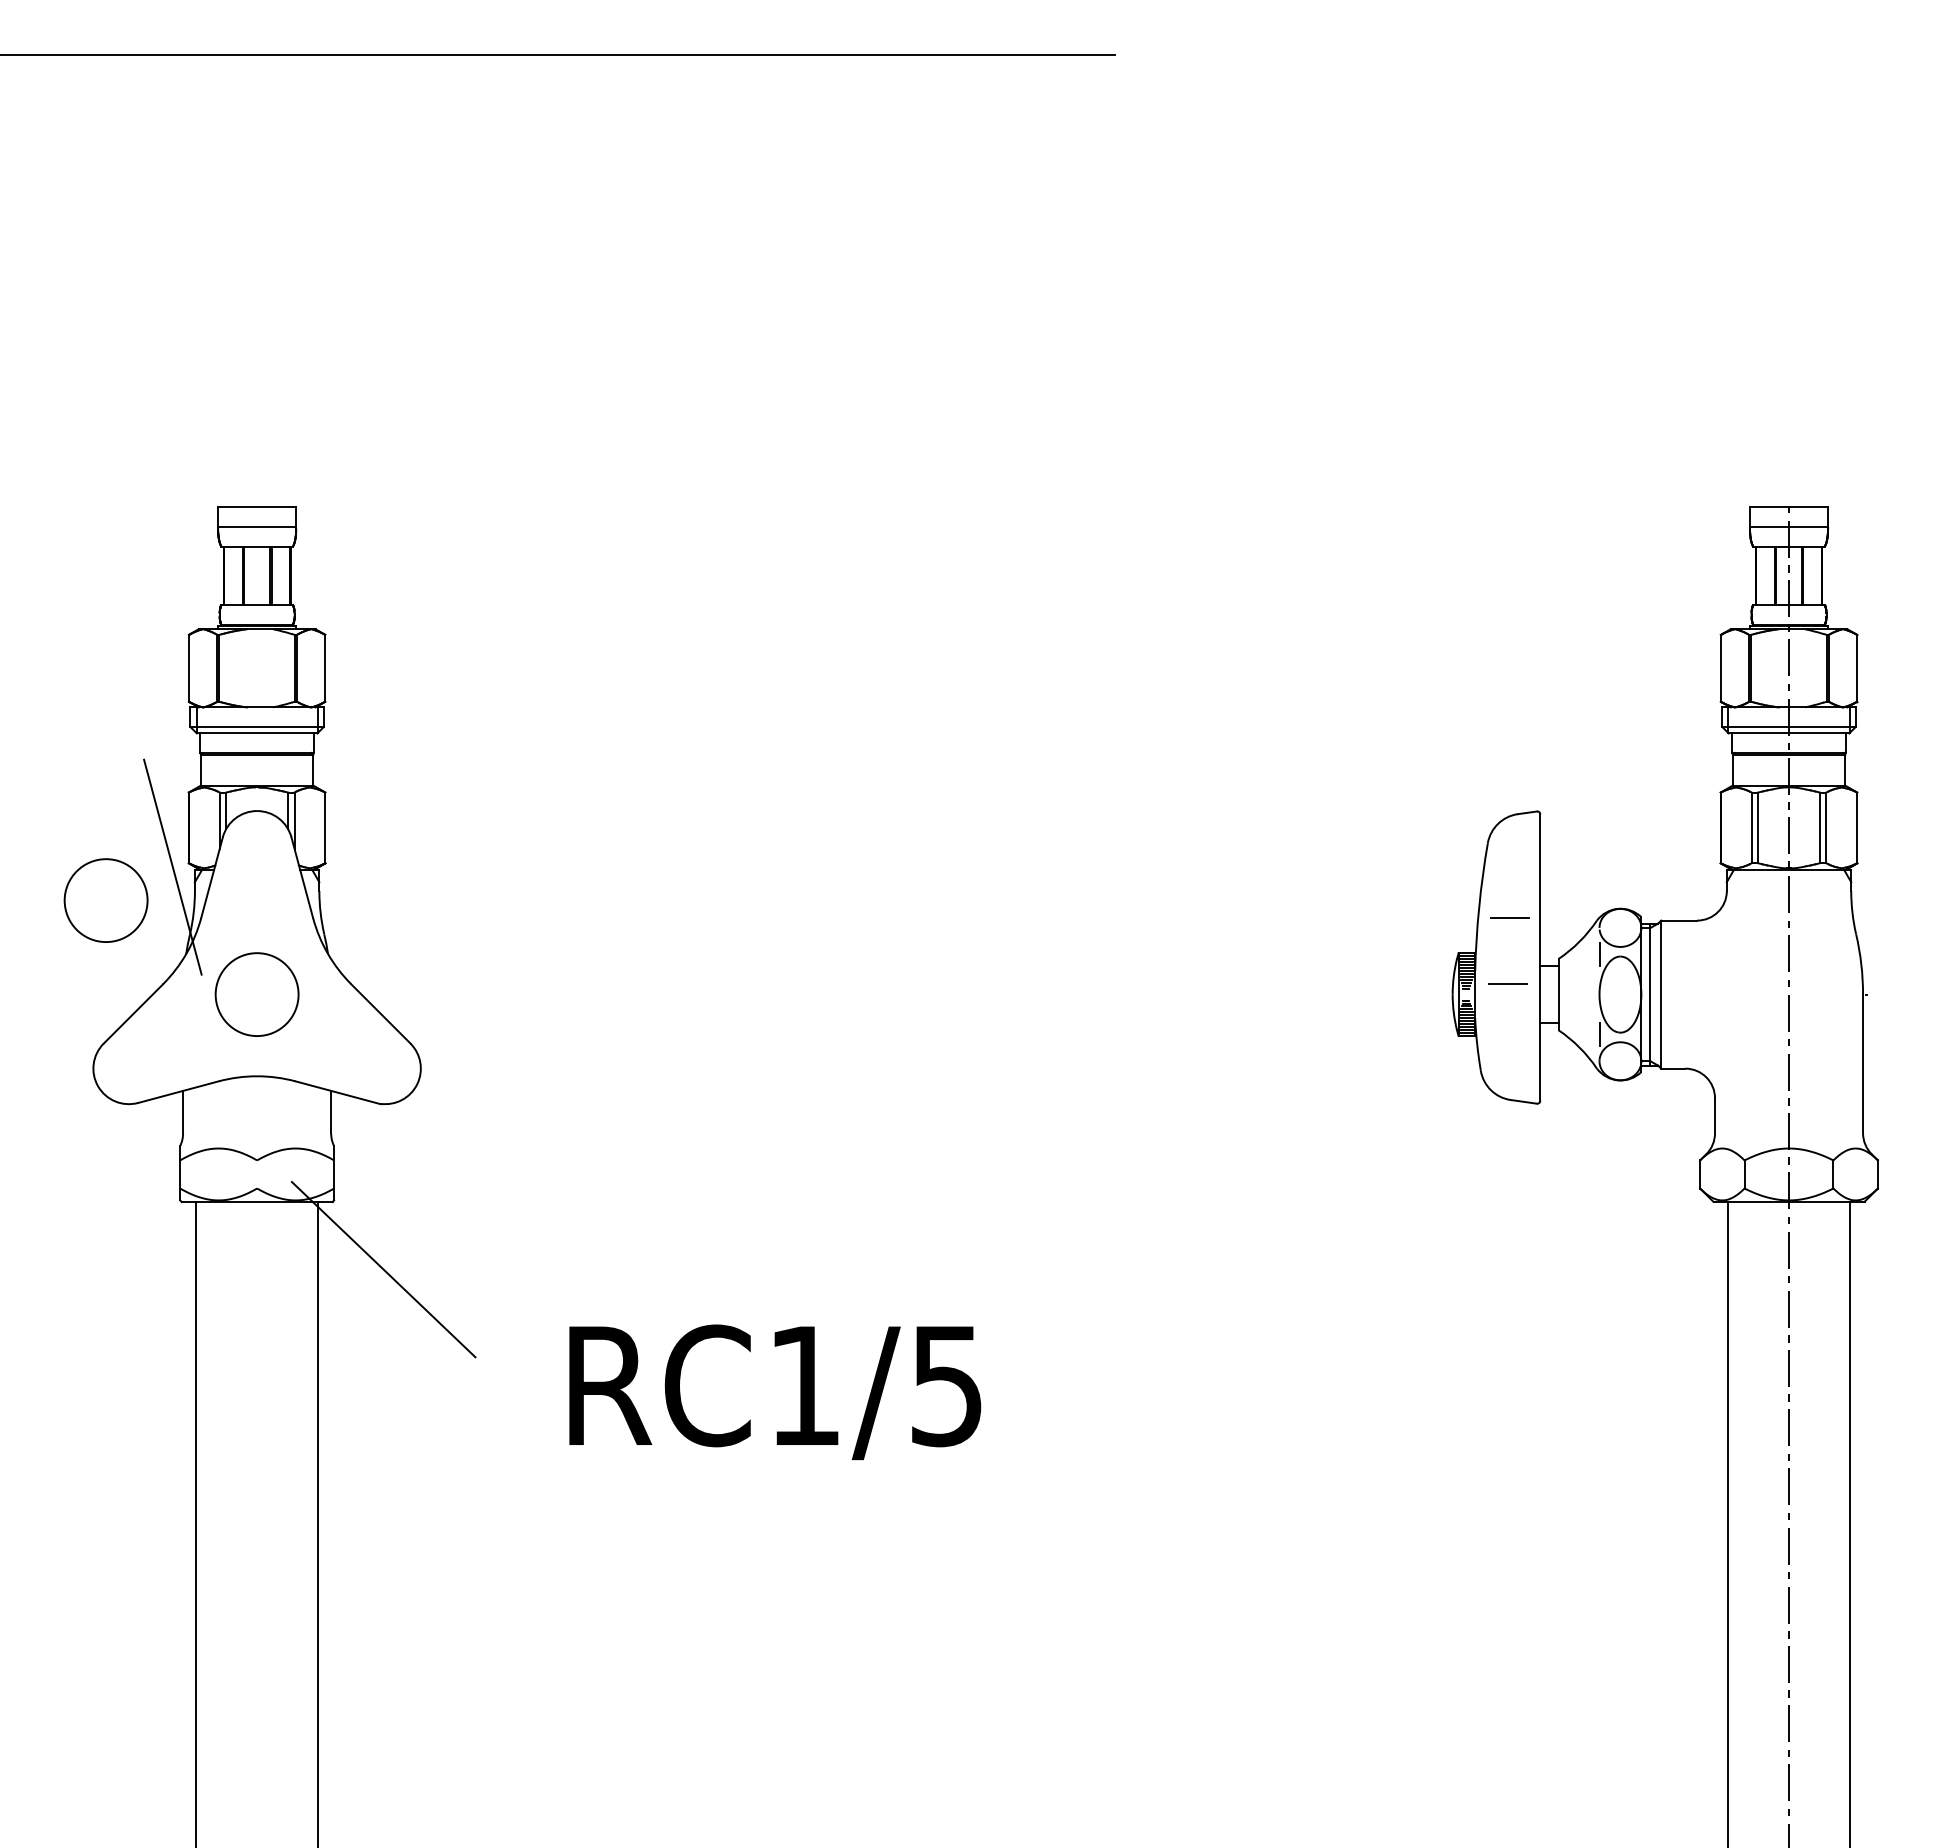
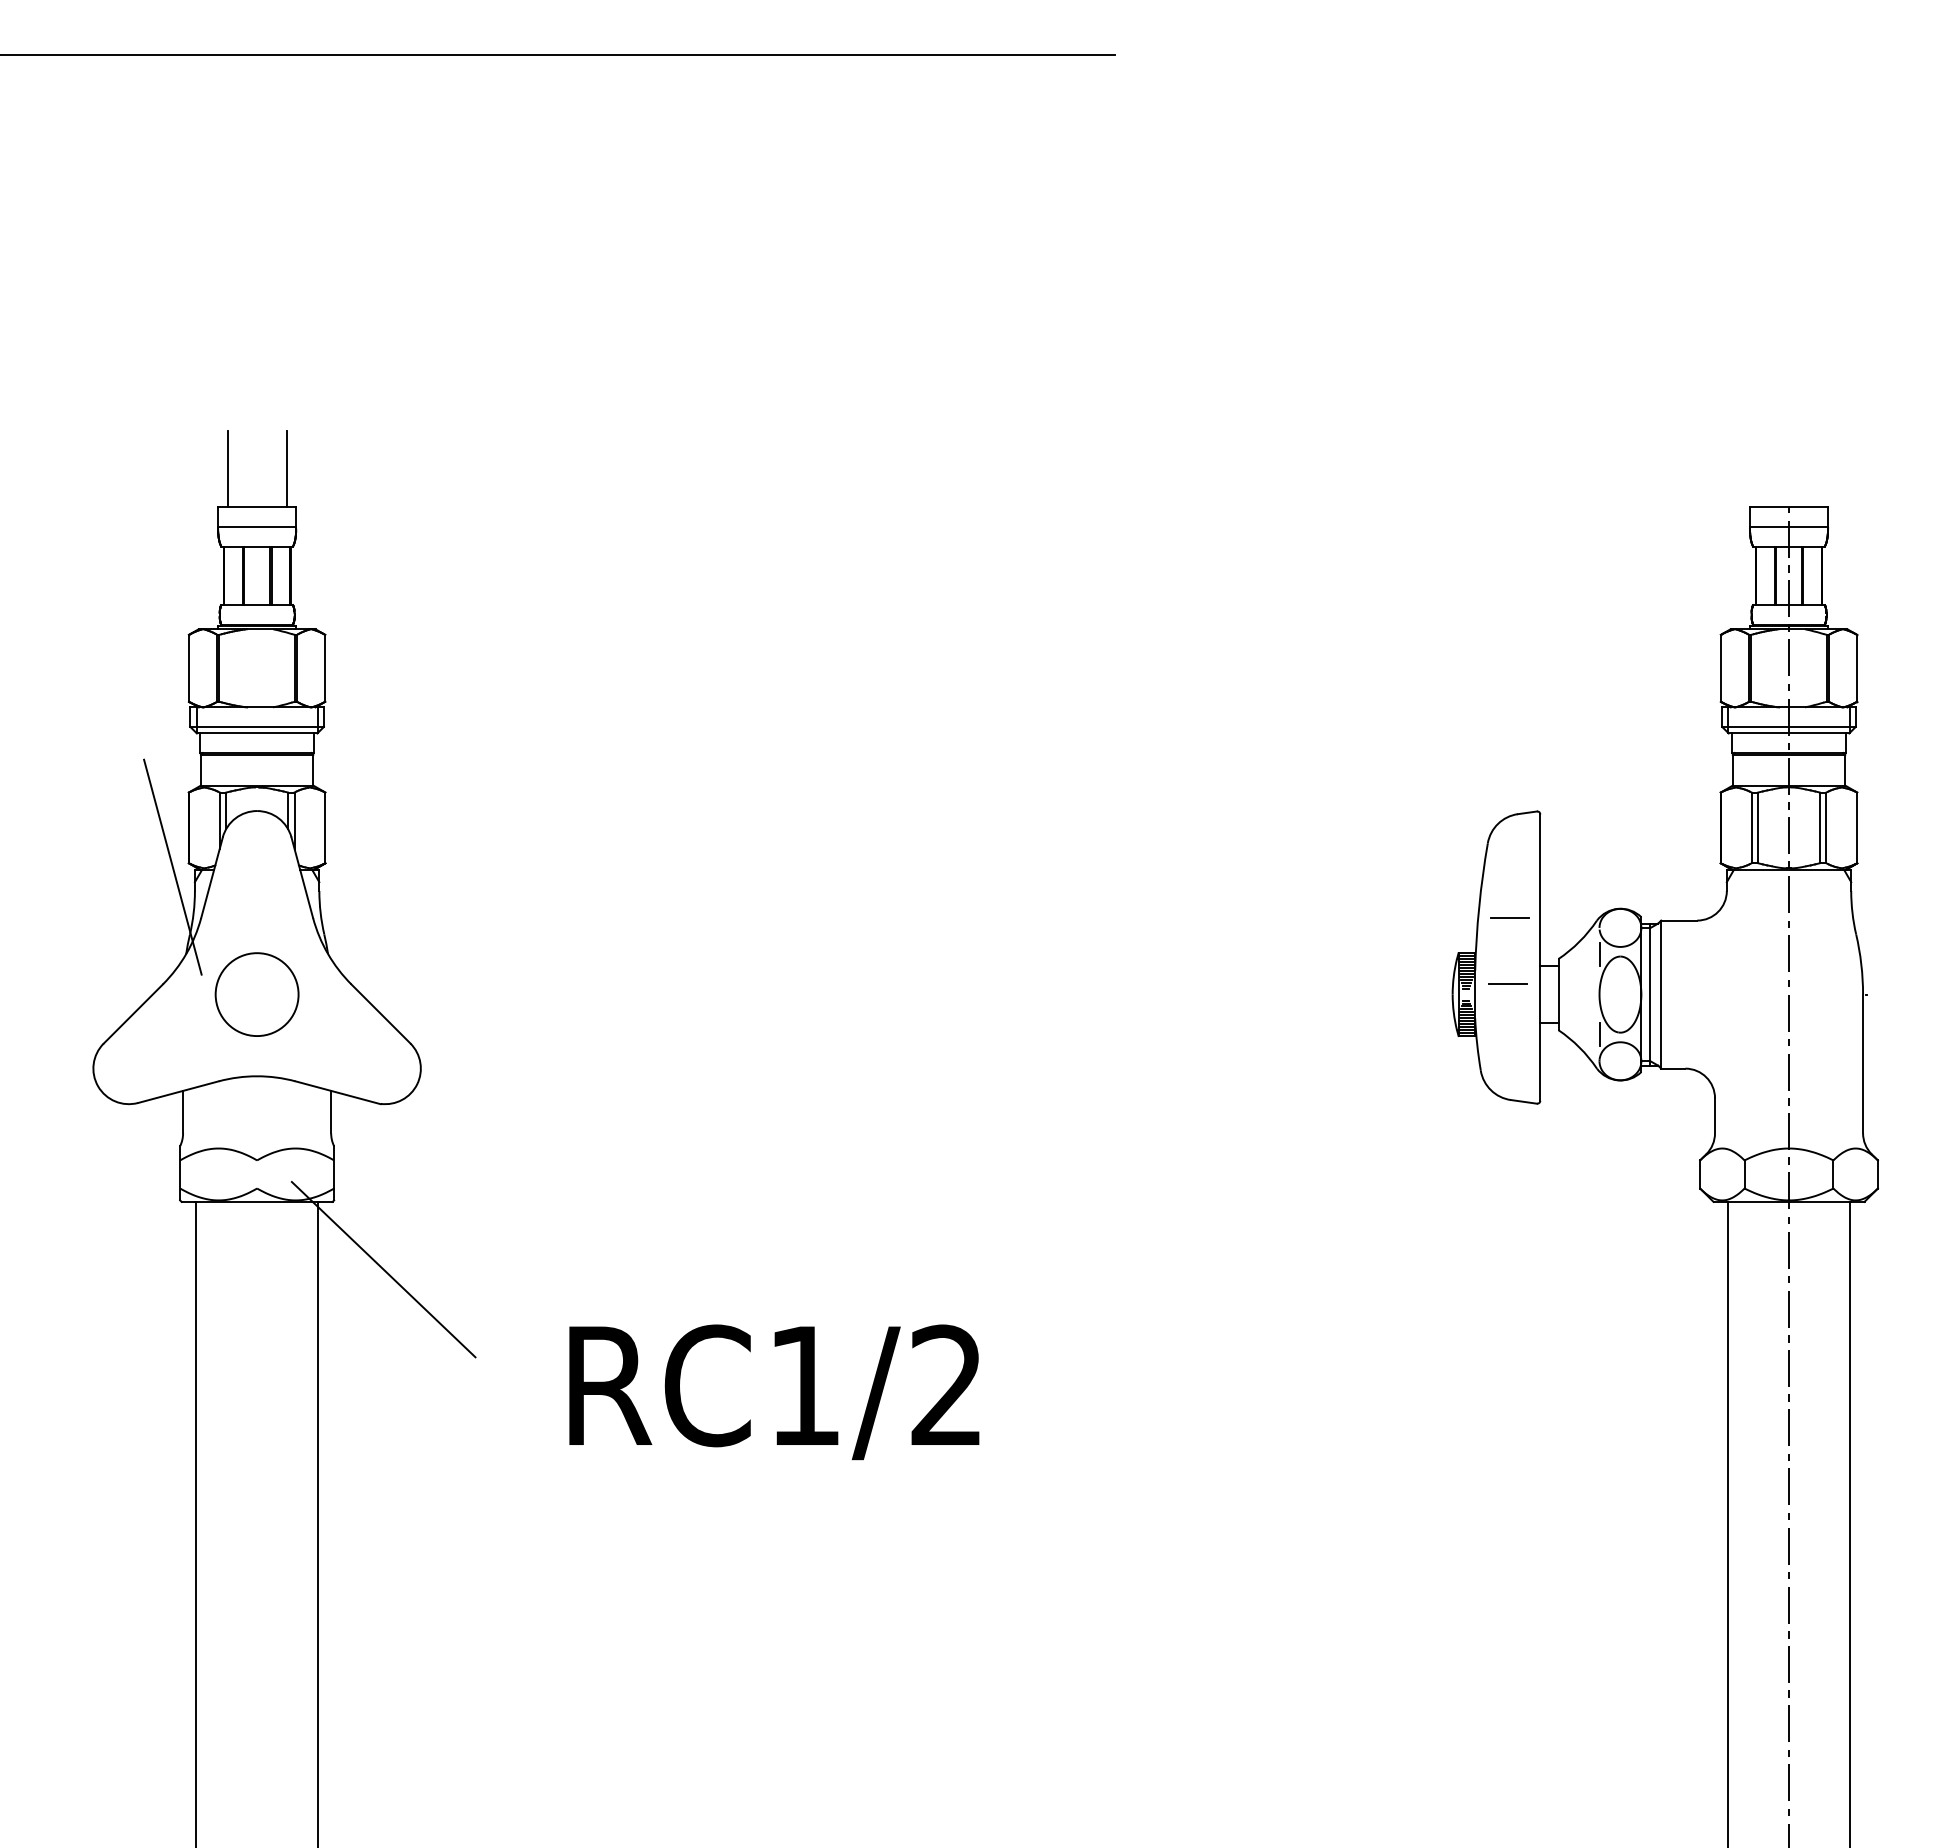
line: none -> present (227, 469)
line: none -> present (286, 469)
circle: present -> none (105, 900)
text: RC1/5 -> RC1/2 (946, 1385)
